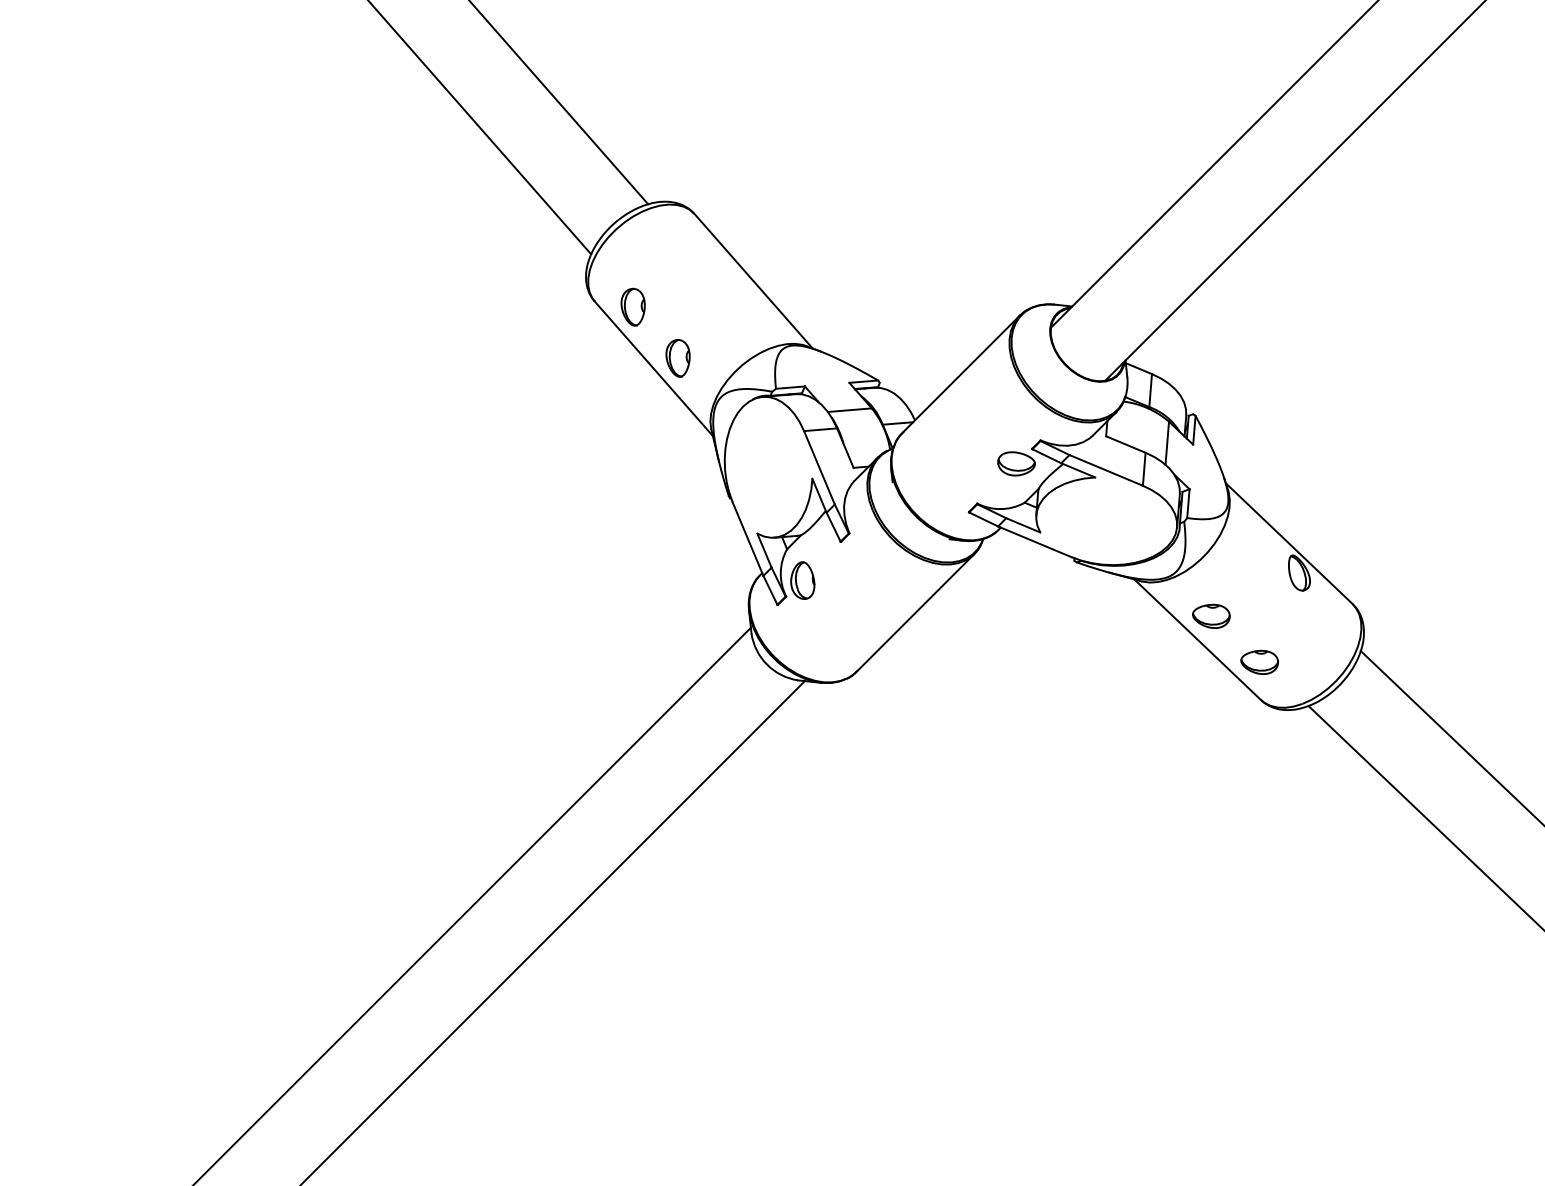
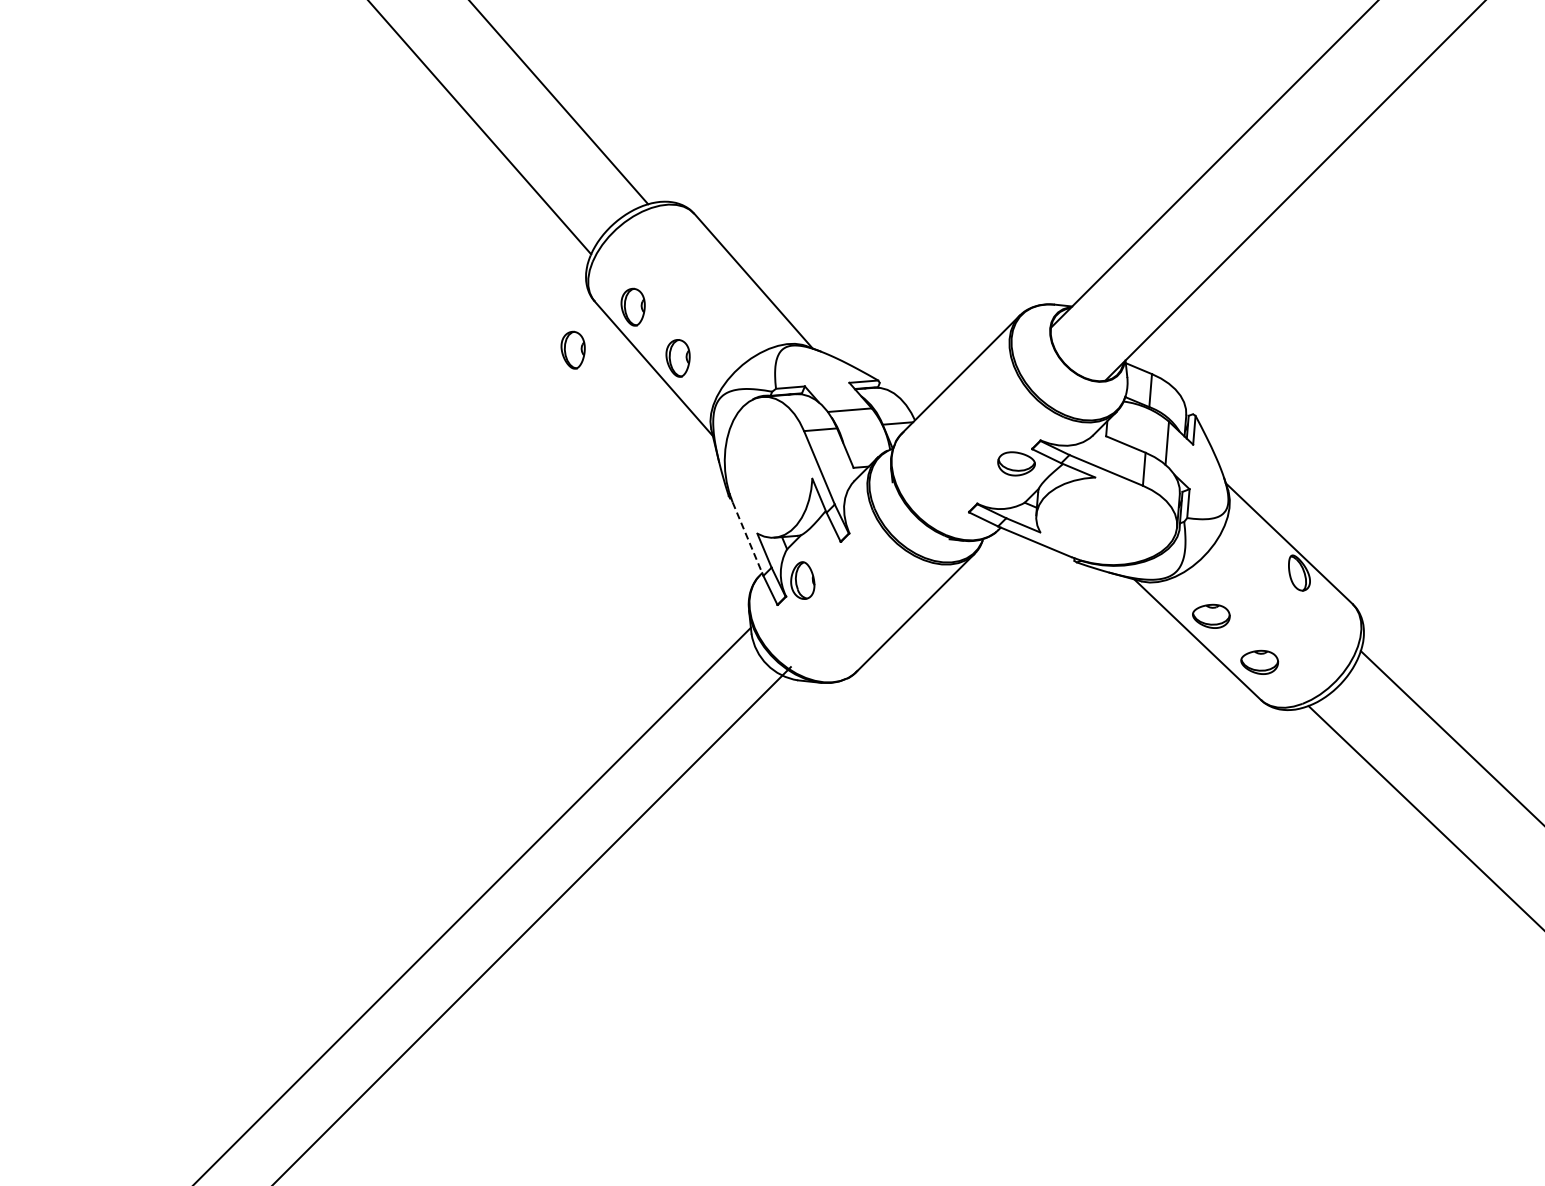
part: none -> present (572, 349)
line: solid -> dashed (748, 539)
line position: (553, 931) -> (532, 924) (532, 924)
